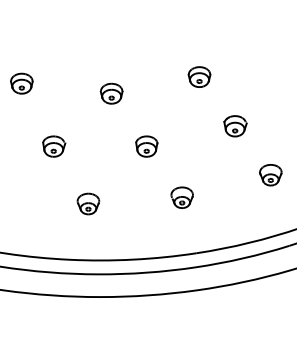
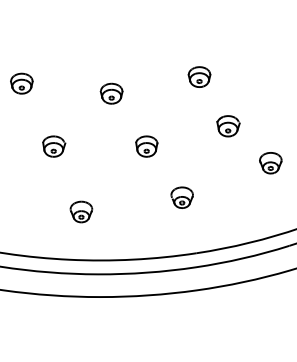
part position: (235, 126) -> (228, 126) (228, 126)
part position: (270, 175) -> (270, 163) (270, 163)
part position: (88, 203) -> (81, 211) (81, 211)
